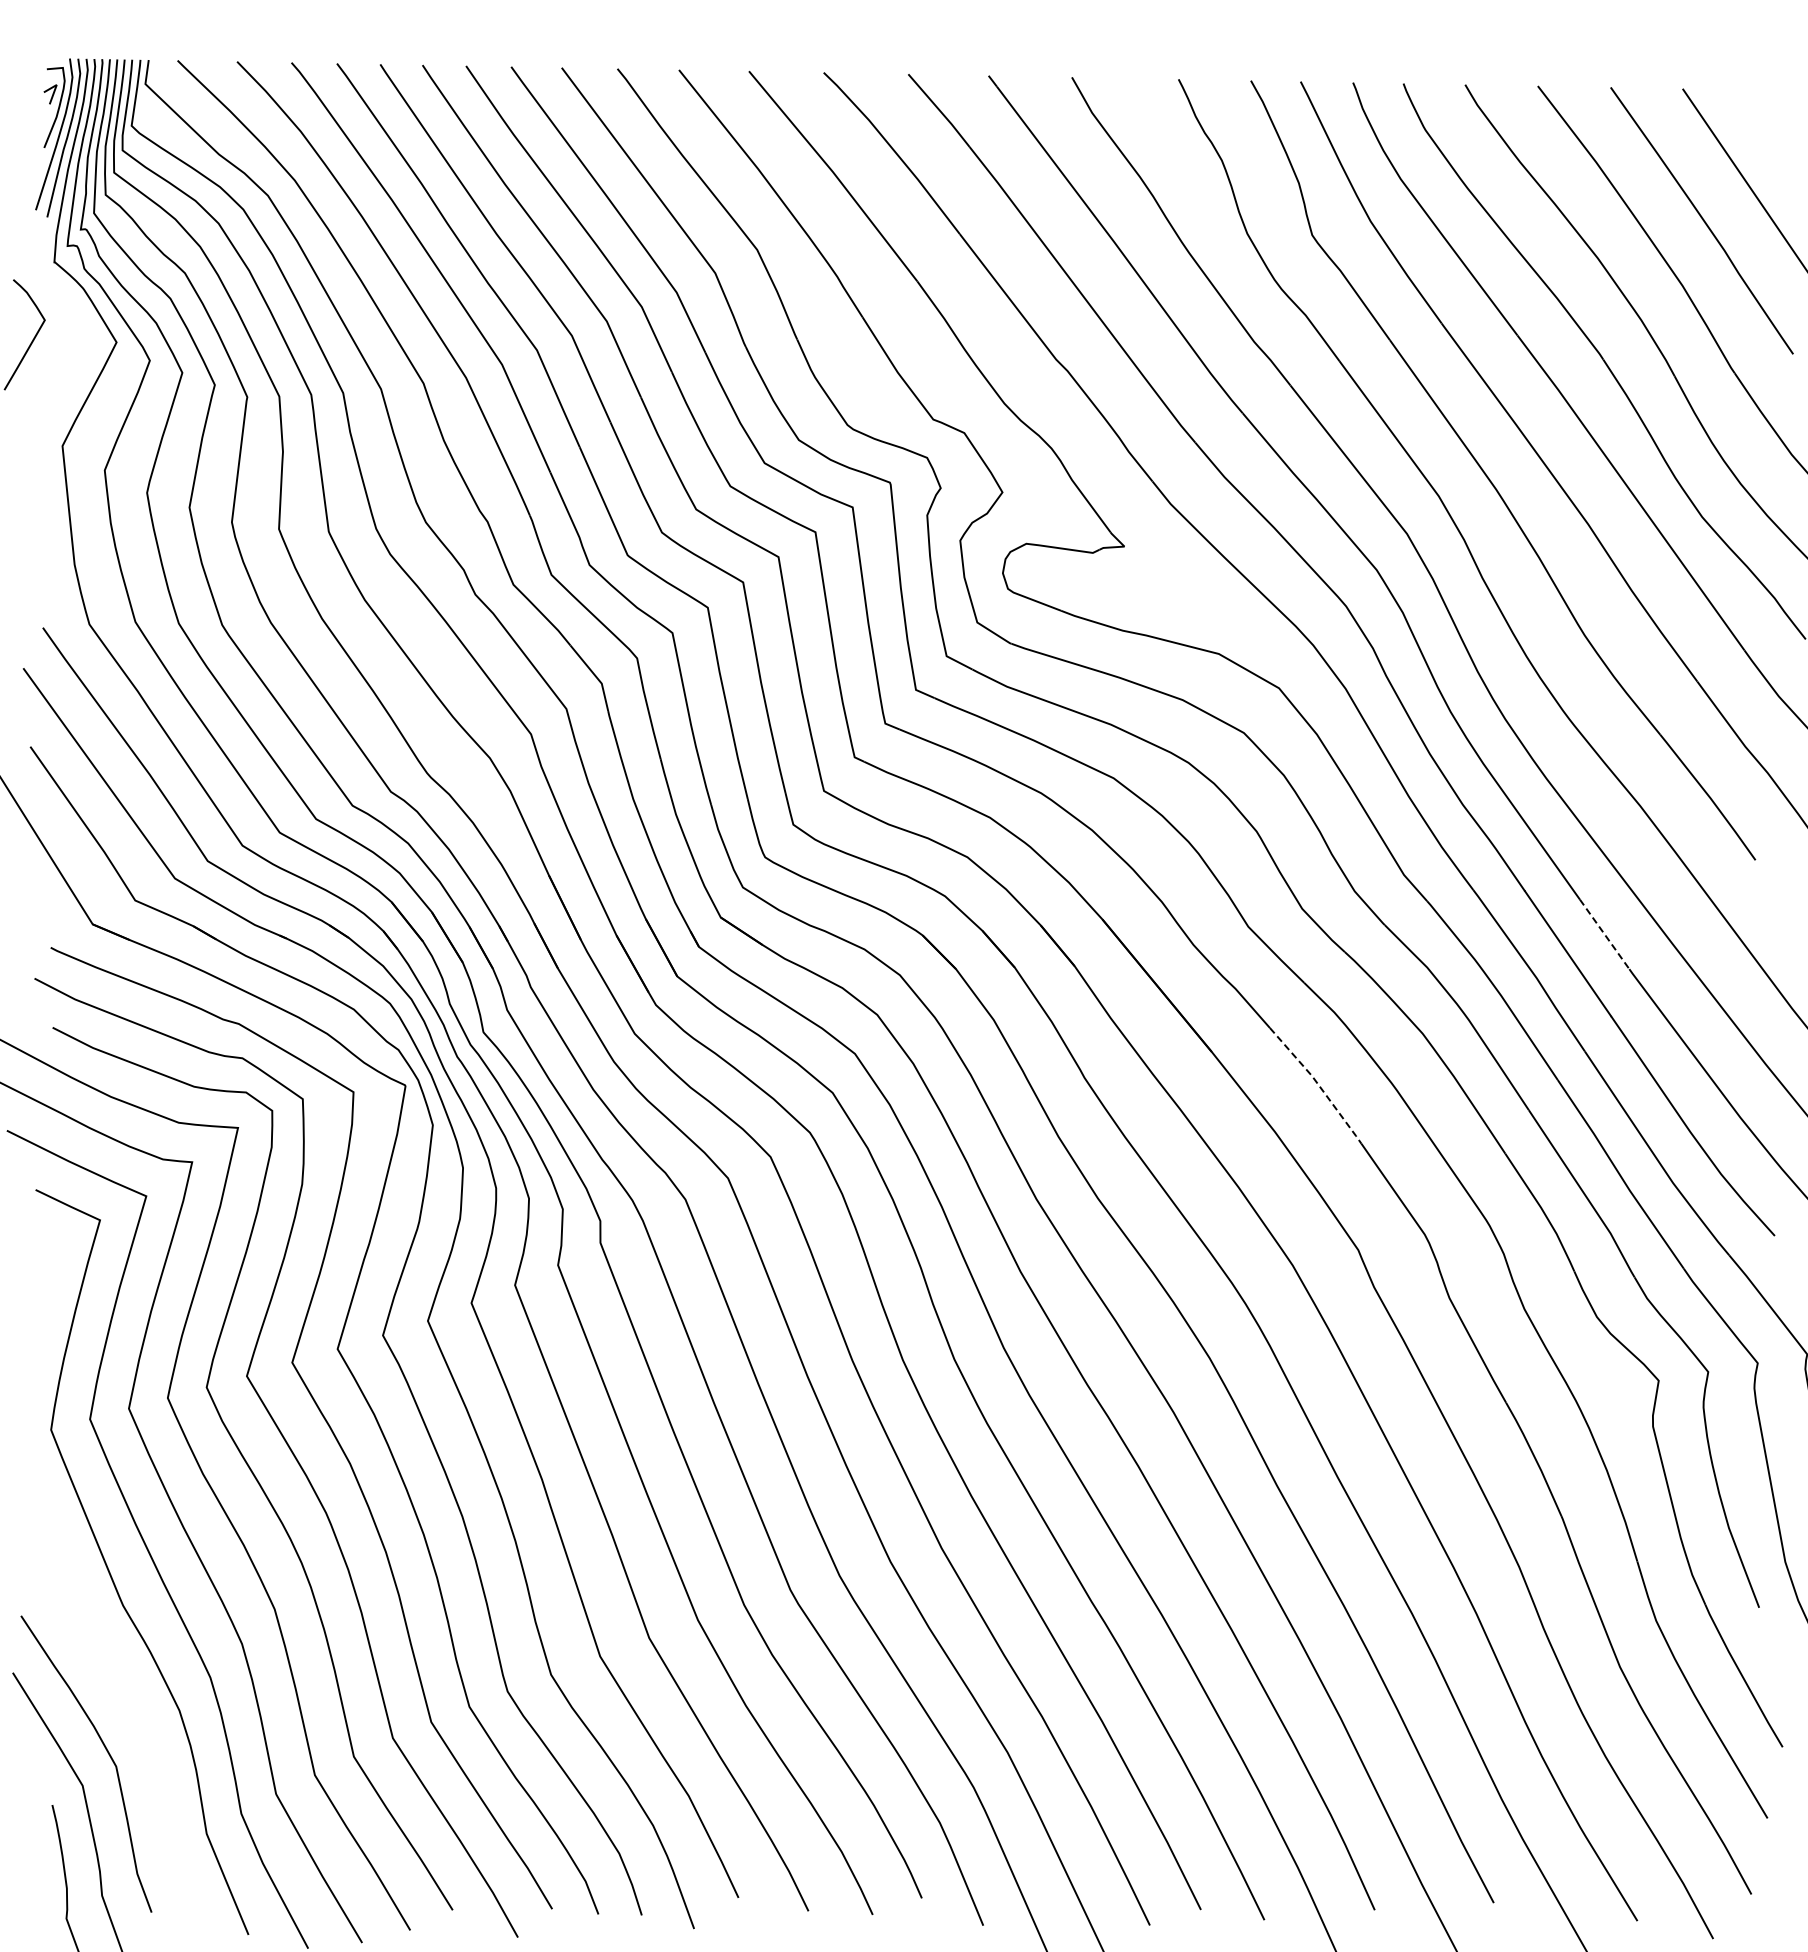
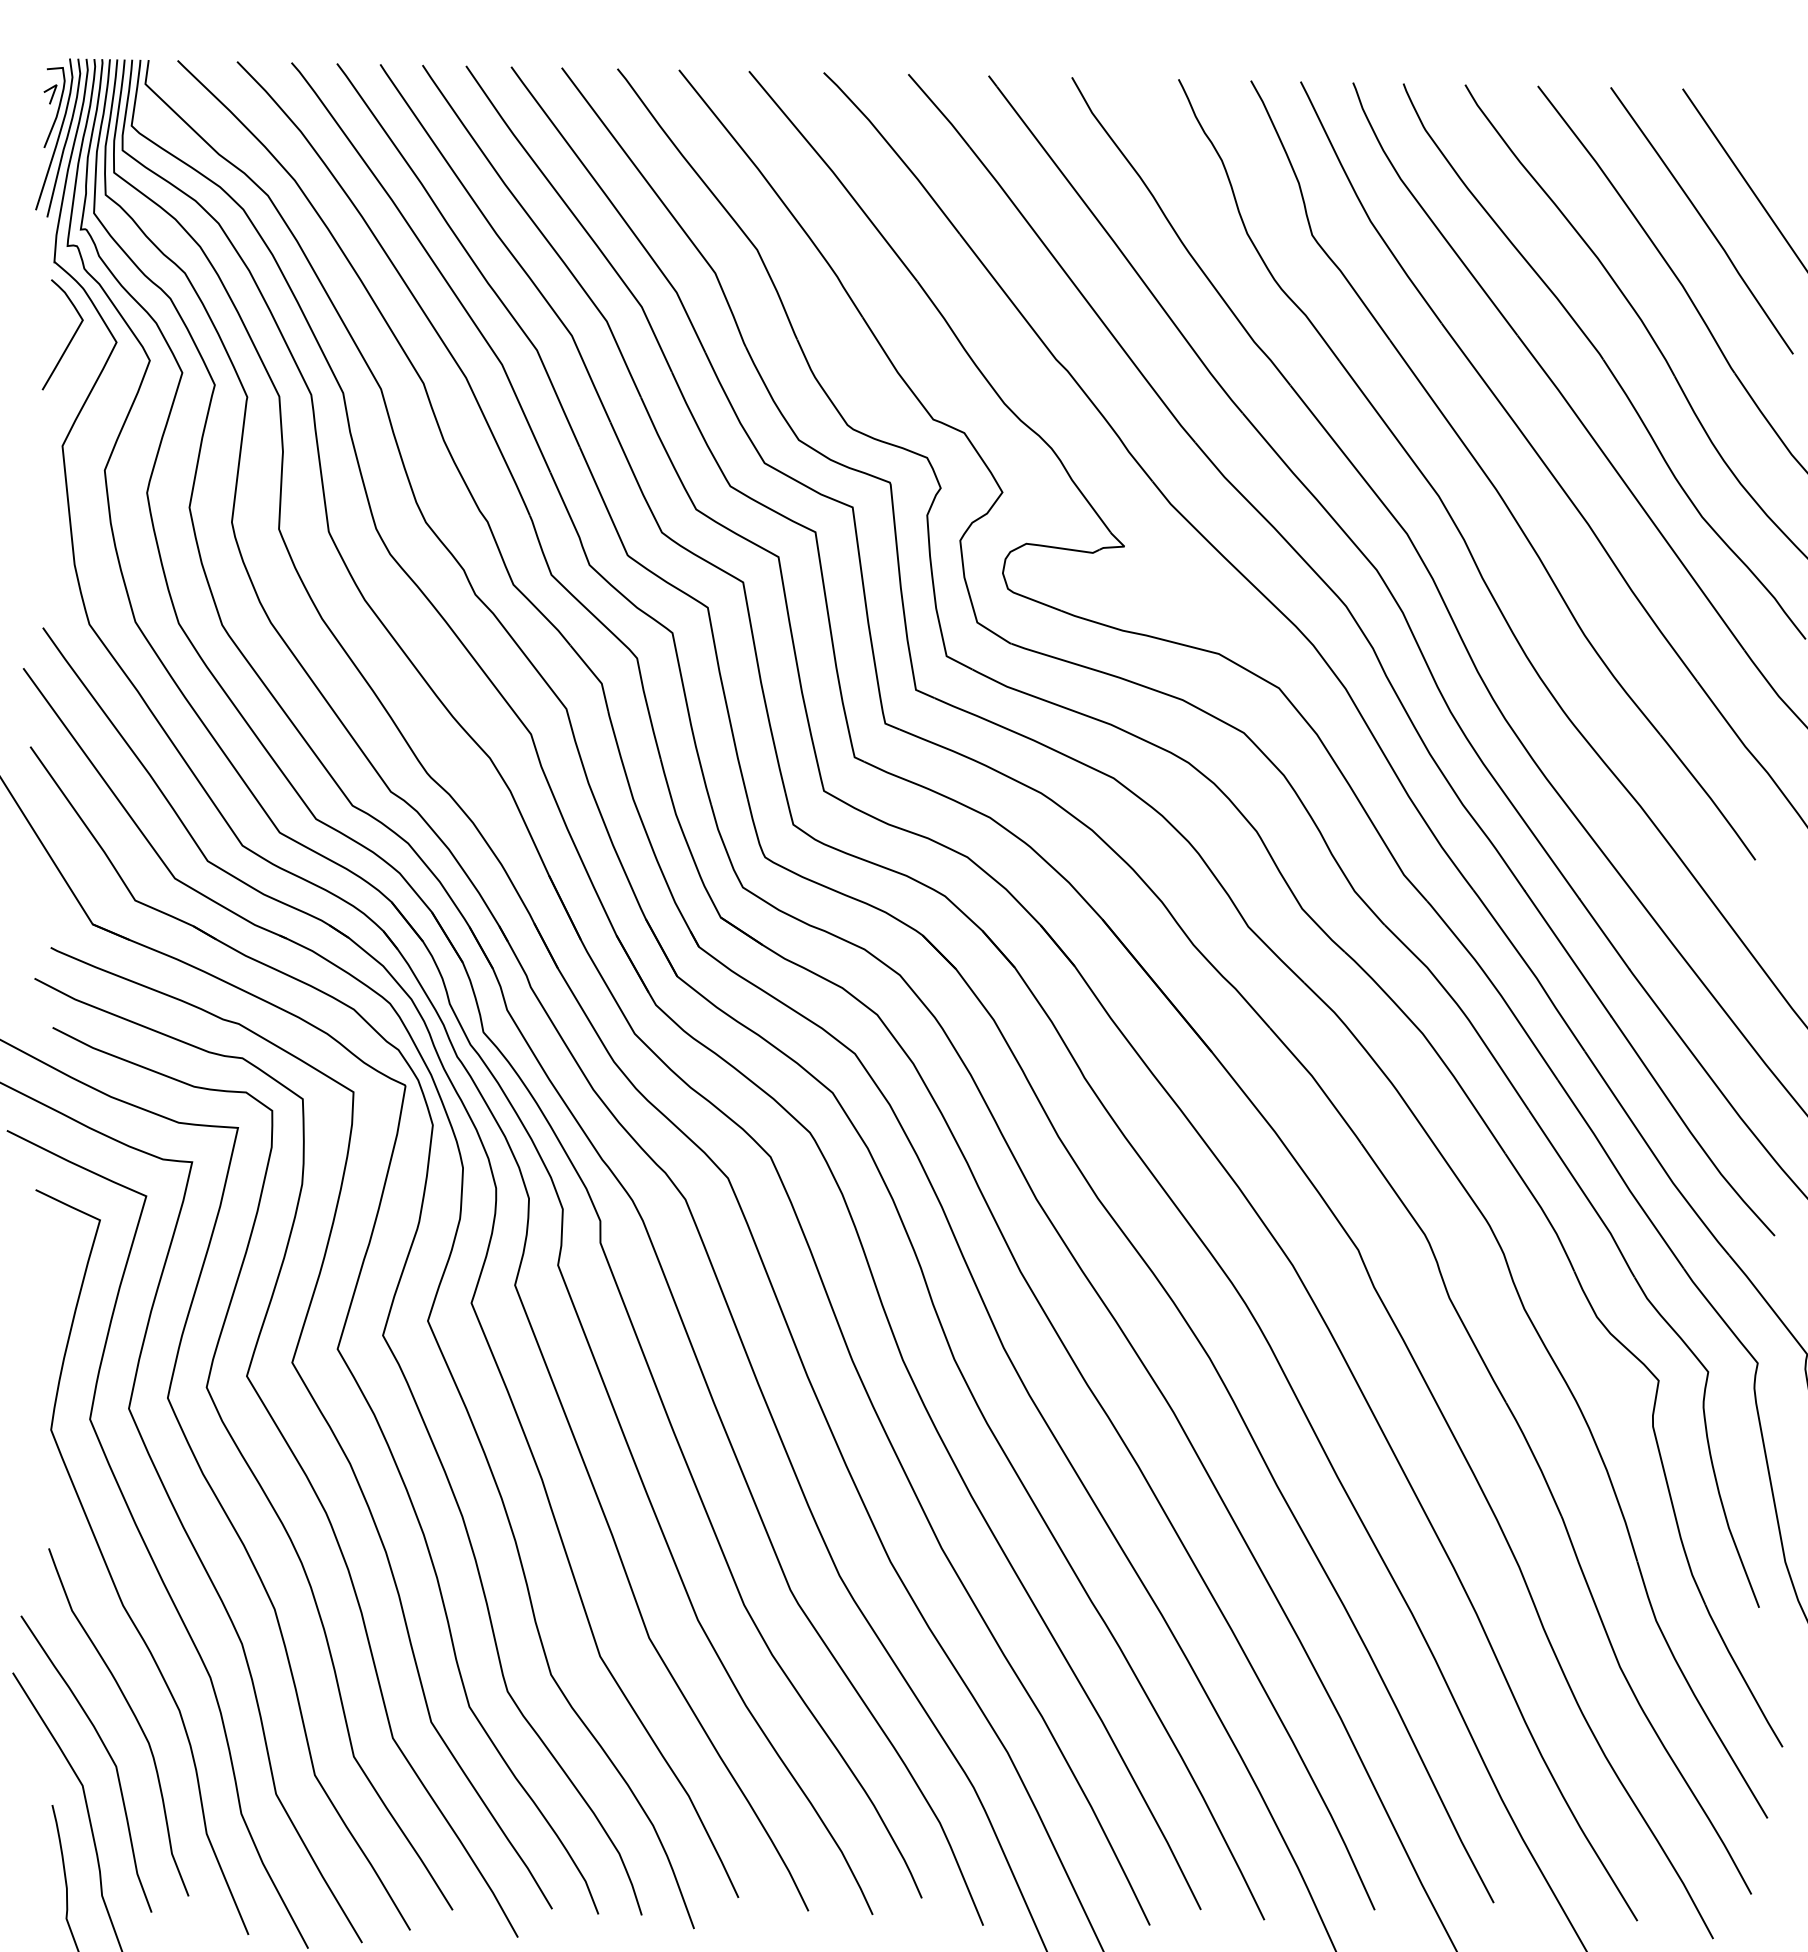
curve position: (32, 339) -> (70, 339) (70, 339)
line: dashed -> solid (1604, 934)
line: dashed -> solid (1318, 1084)
curve: none -> present (133, 1715)
